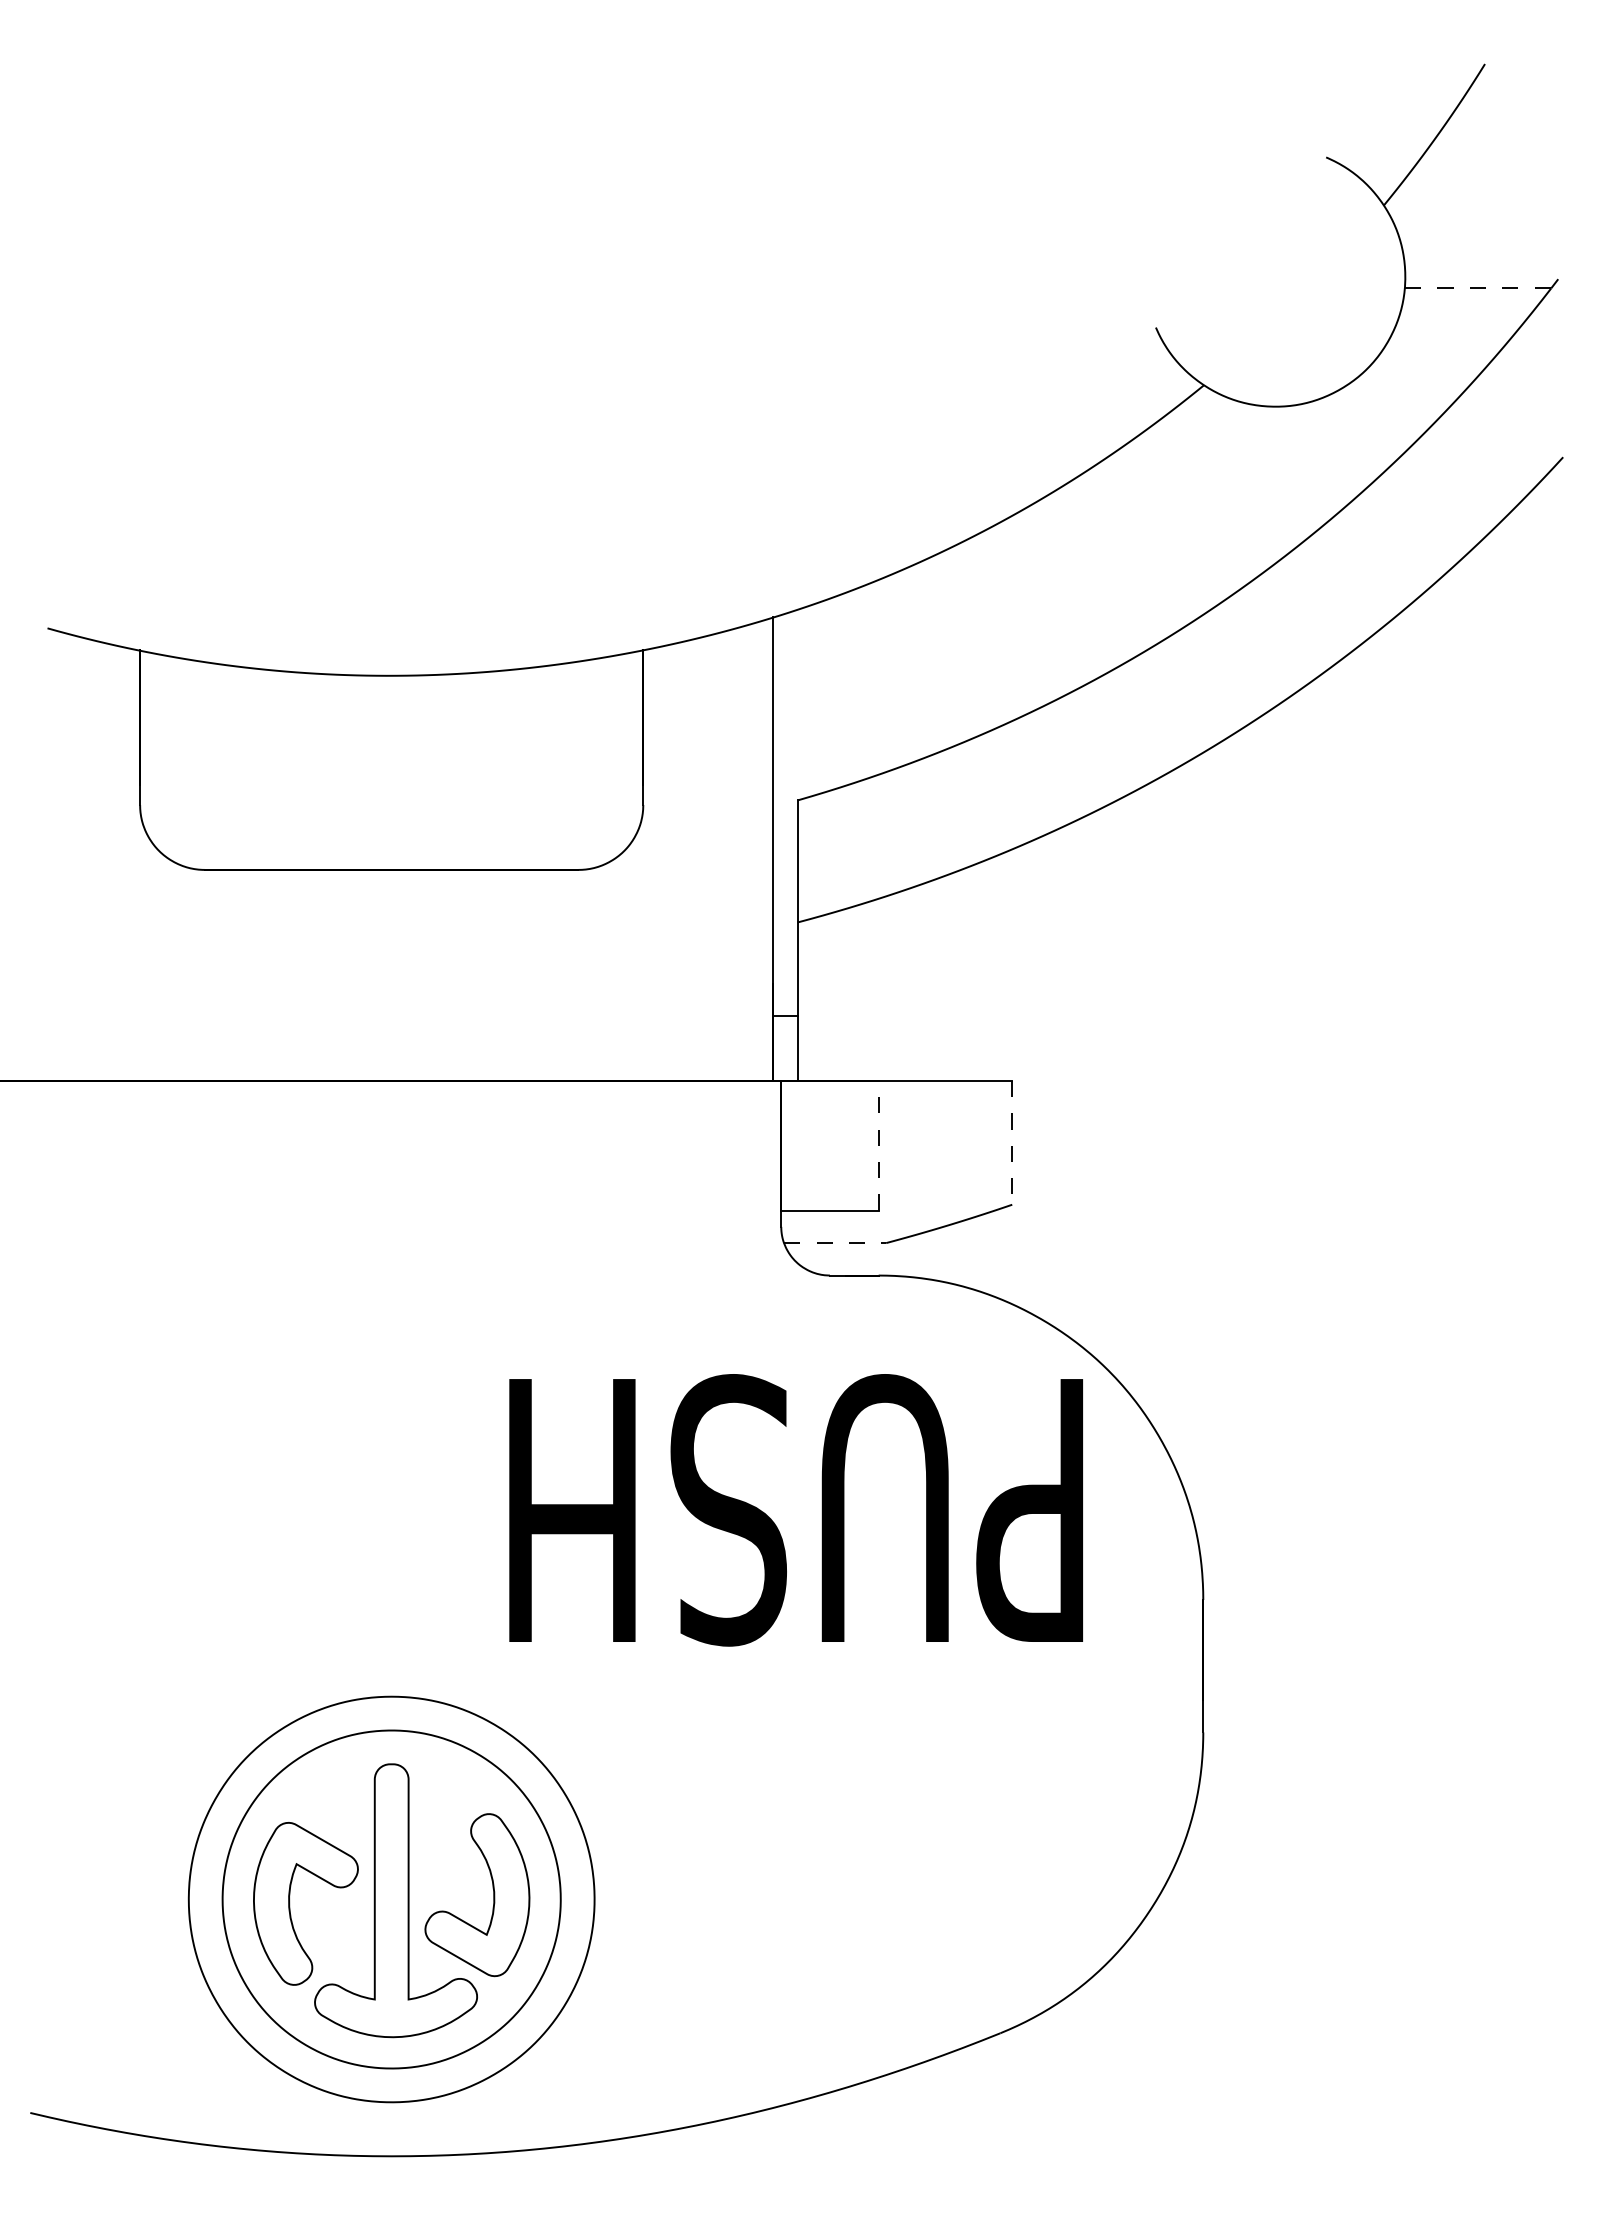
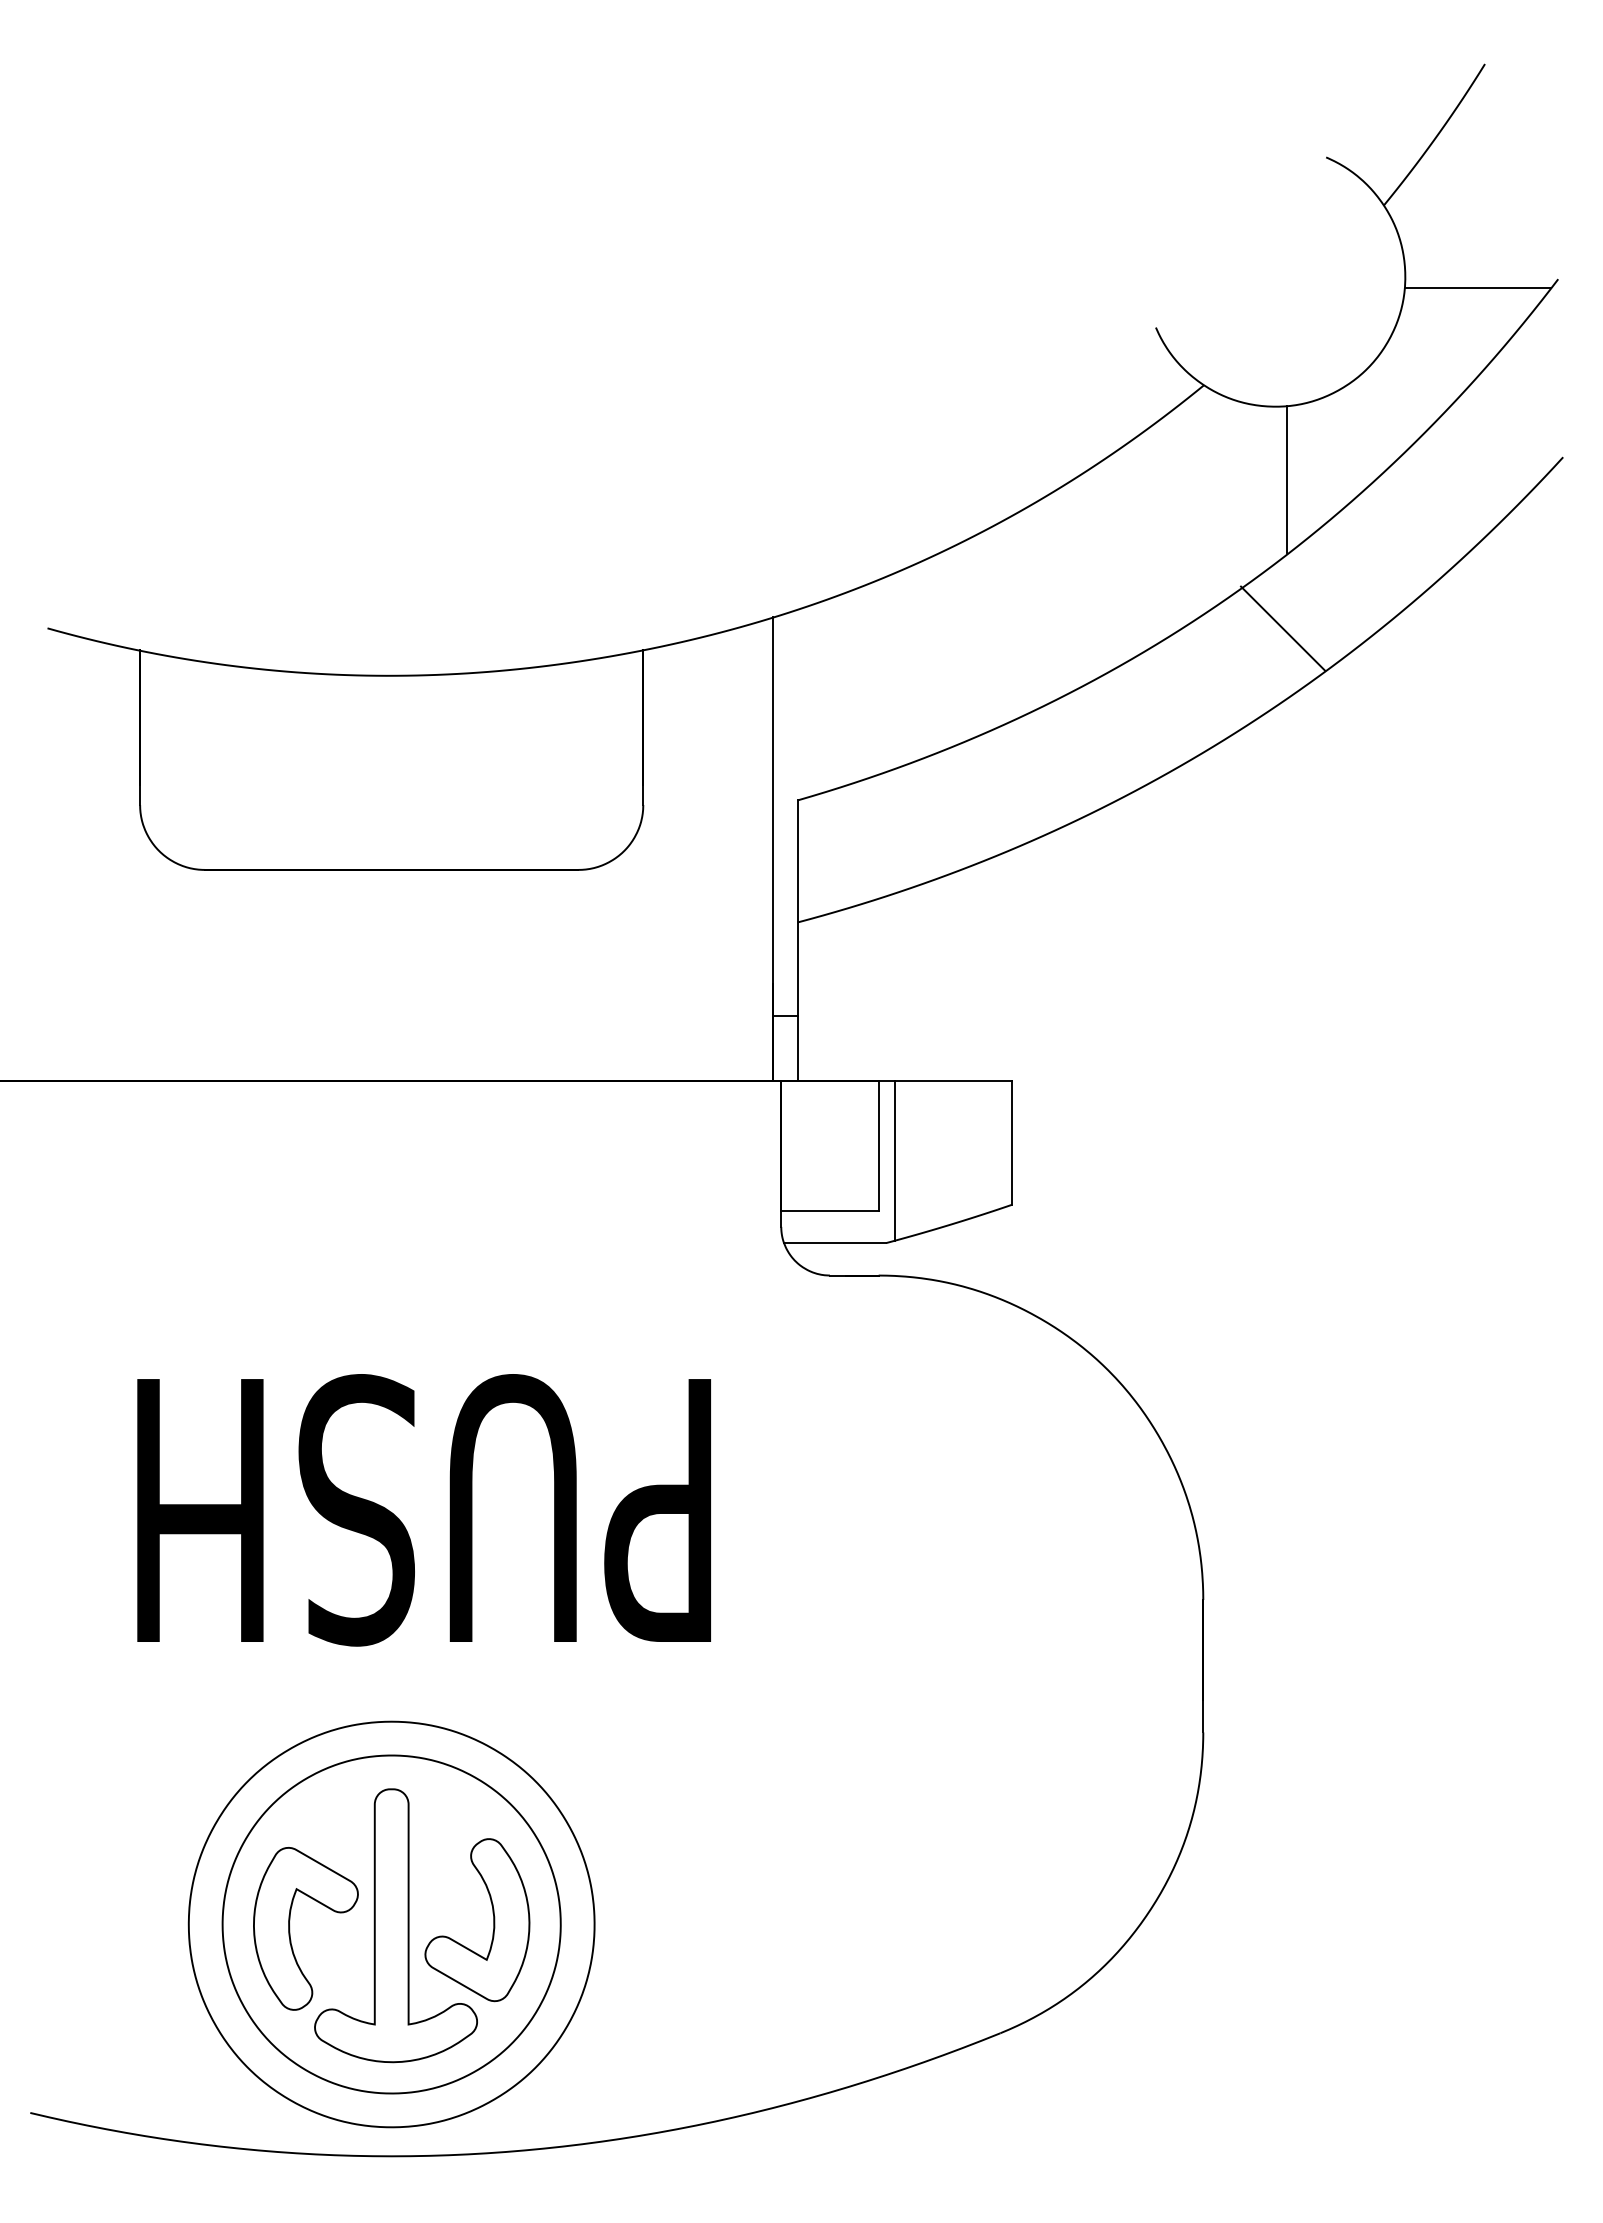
line: dashed -> solid (1478, 288)
line: none -> present (1286, 479)
line: none -> present (1282, 628)
line: dashed -> solid (1012, 1142)
line: dashed -> solid (878, 1145)
line: none -> present (894, 1160)
line: dashed -> solid (835, 1243)
text position: (795, 1510) -> (423, 1510) (423, 1510)
part position: (391, 1899) -> (391, 1924) (391, 1924)
